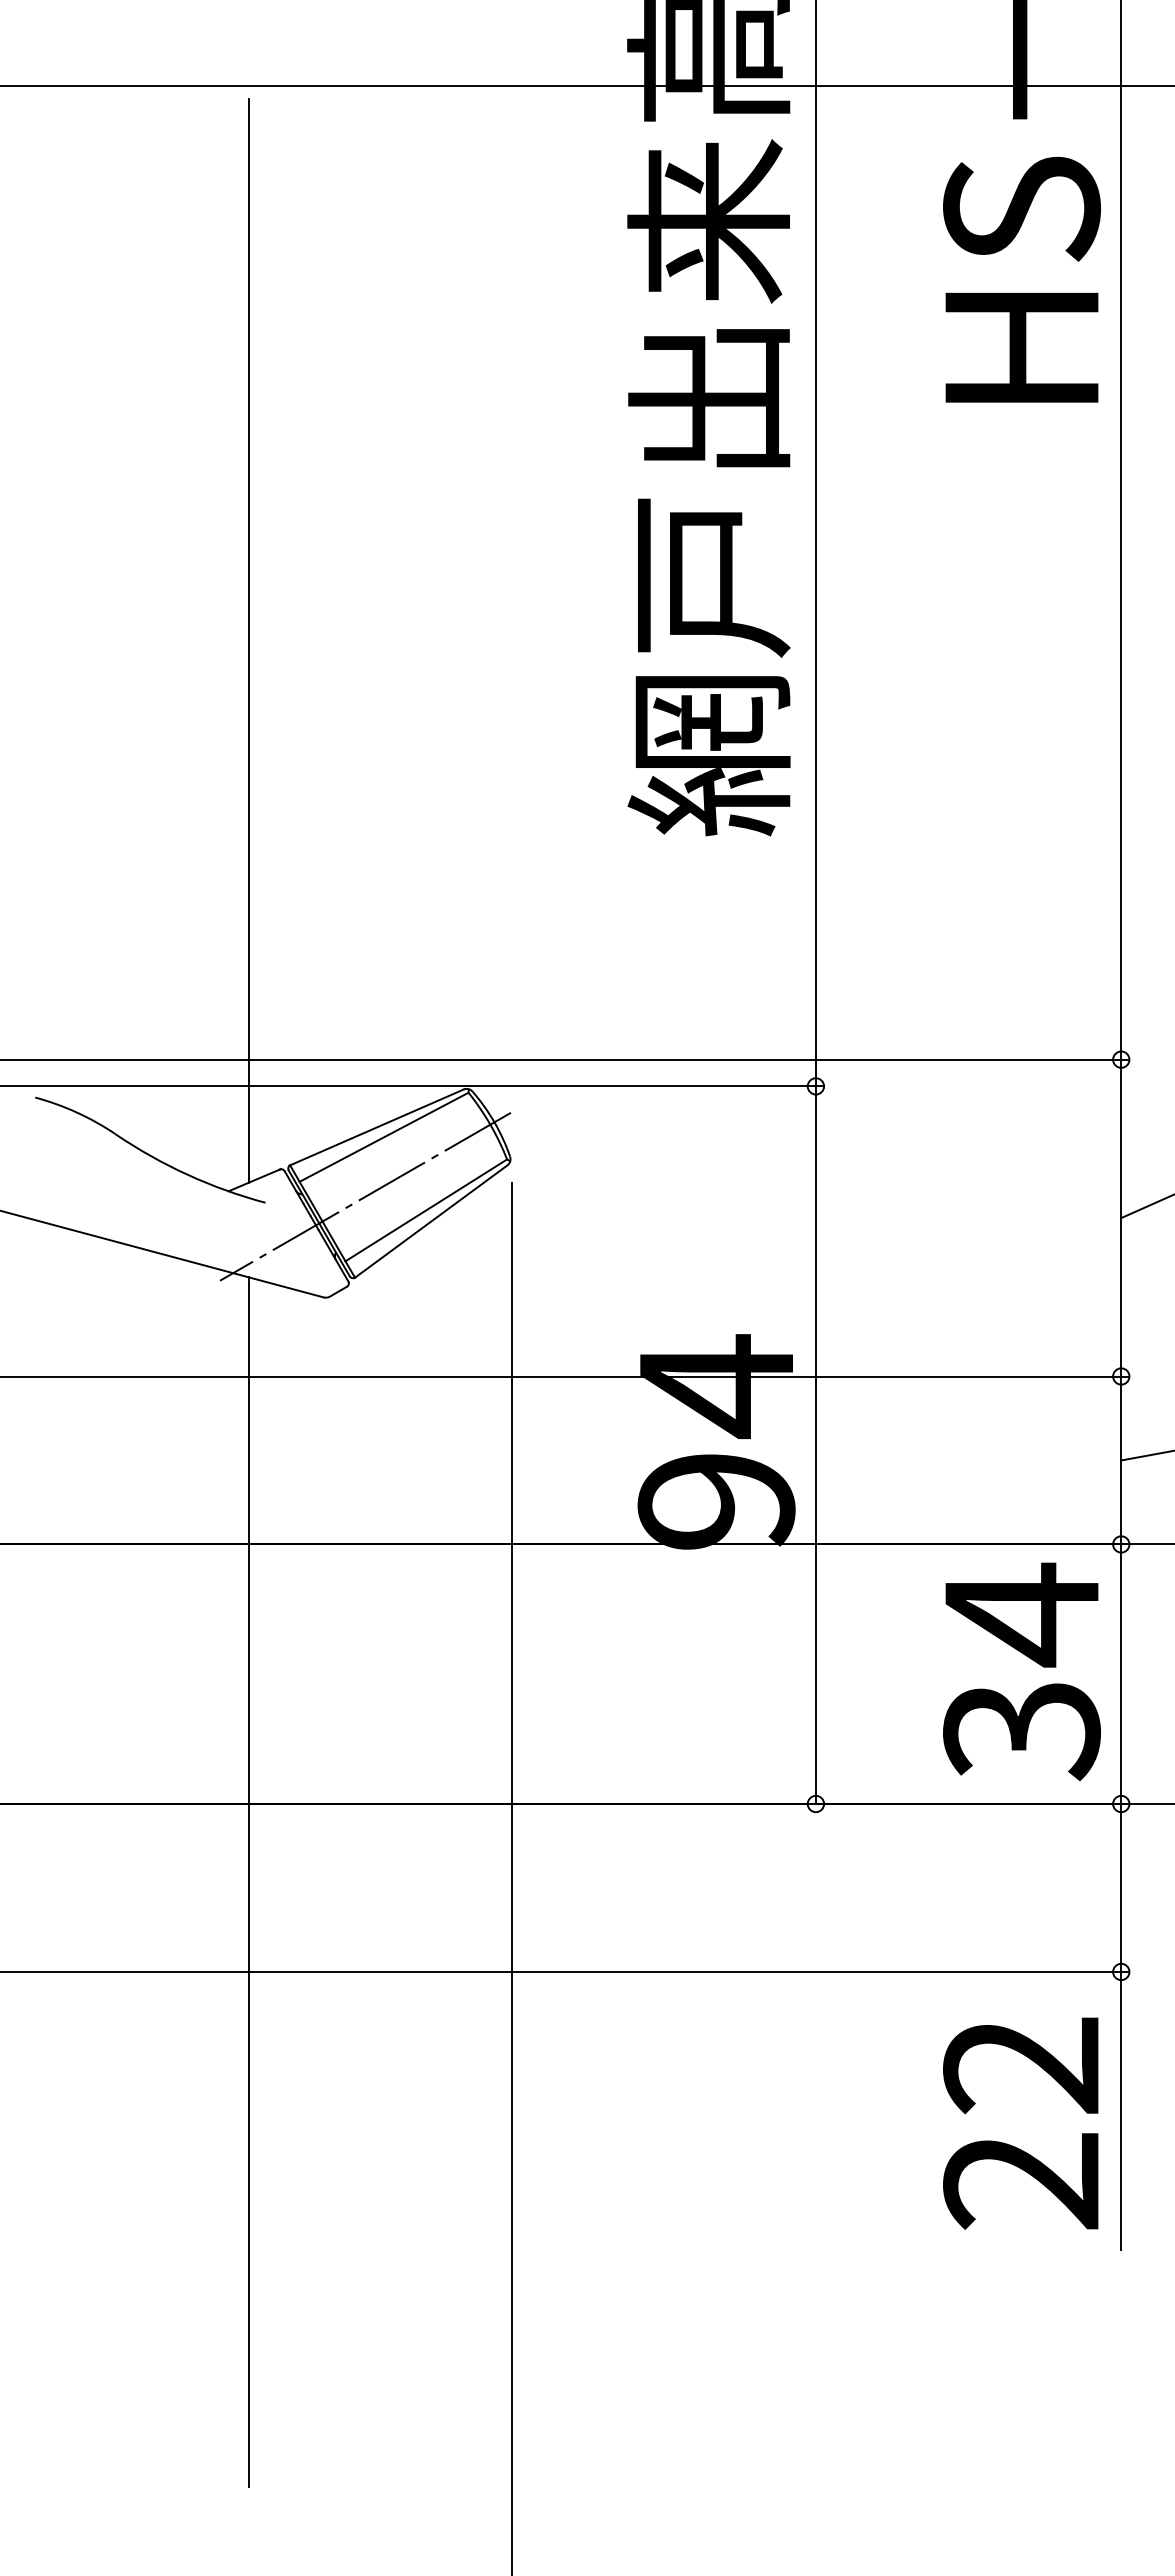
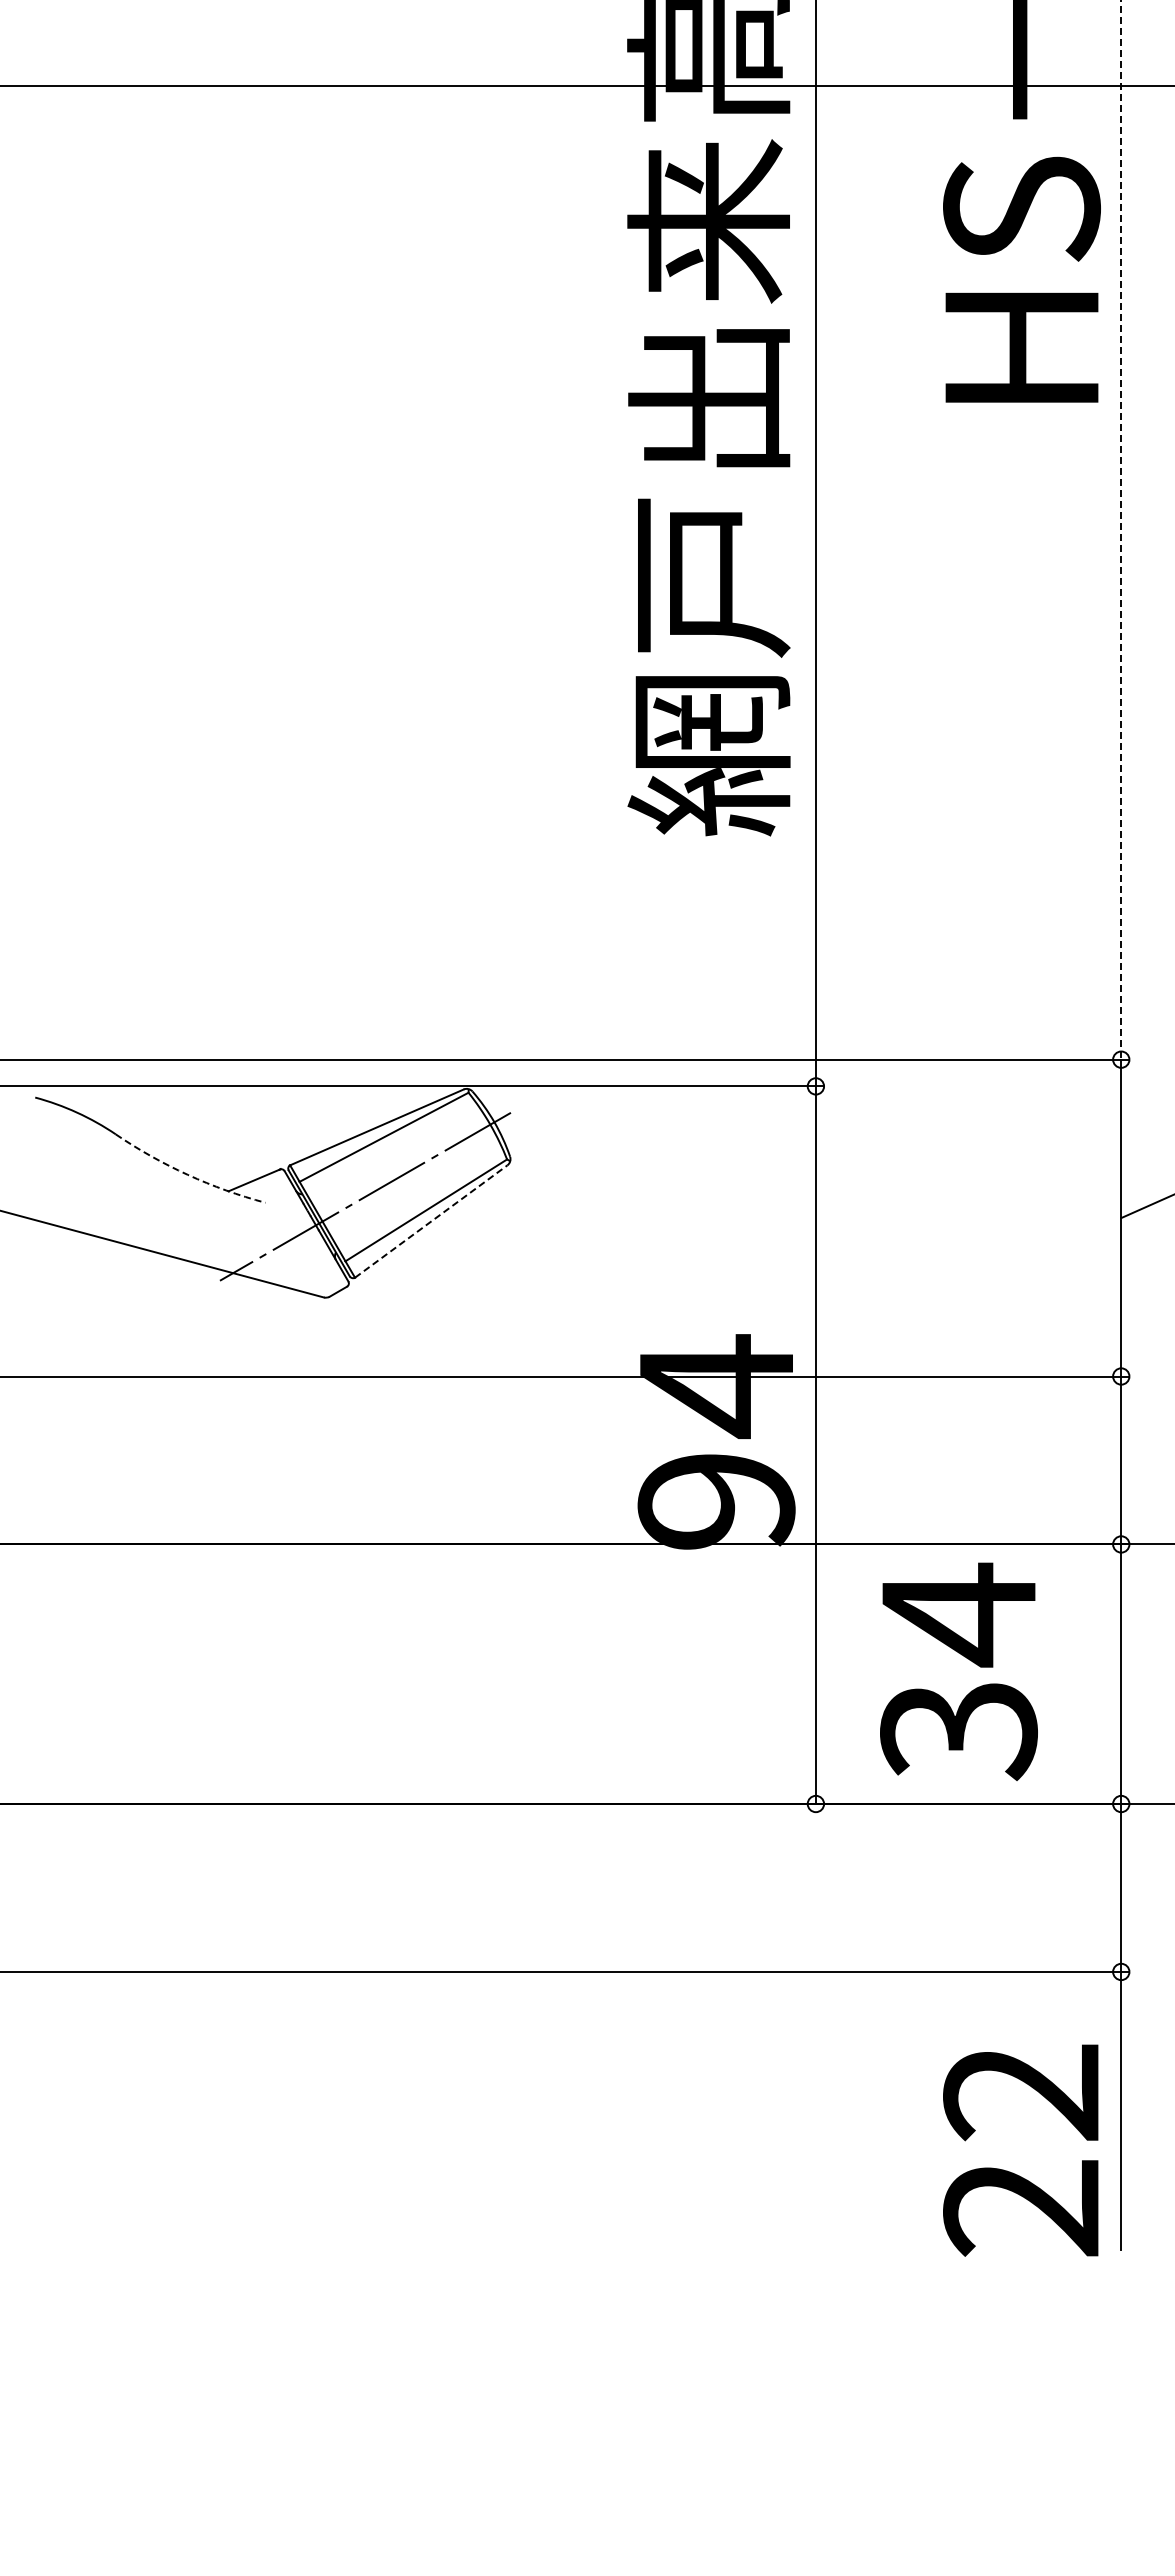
line: solid -> dashed (1121, 530)
line: present -> none (248, 640)
arc: solid -> dashed (187, 1174)
line: solid -> dashed (431, 1221)
line: present -> none (1146, 1455)
text position: (1021, 1671) -> (958, 1671) (958, 1671)
line: present -> none (511, 1877)
line: present -> none (248, 1882)
text position: (1020, 2123) -> (1020, 2150) (1020, 2150)
